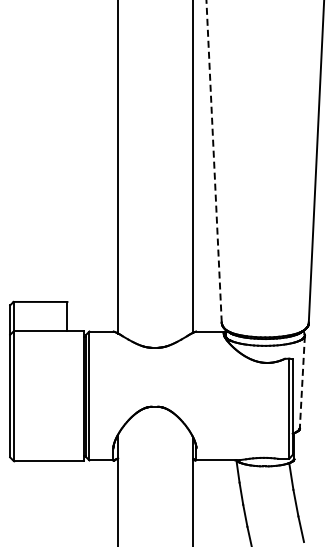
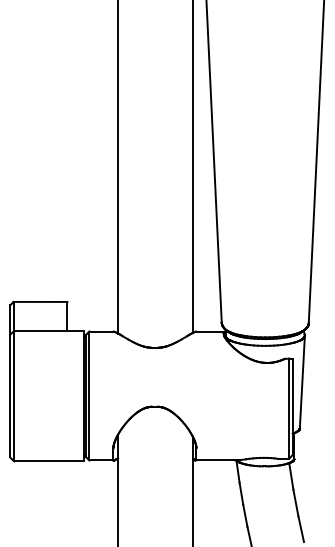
line: dashed -> solid (214, 160)
line: dashed -> solid (302, 382)
